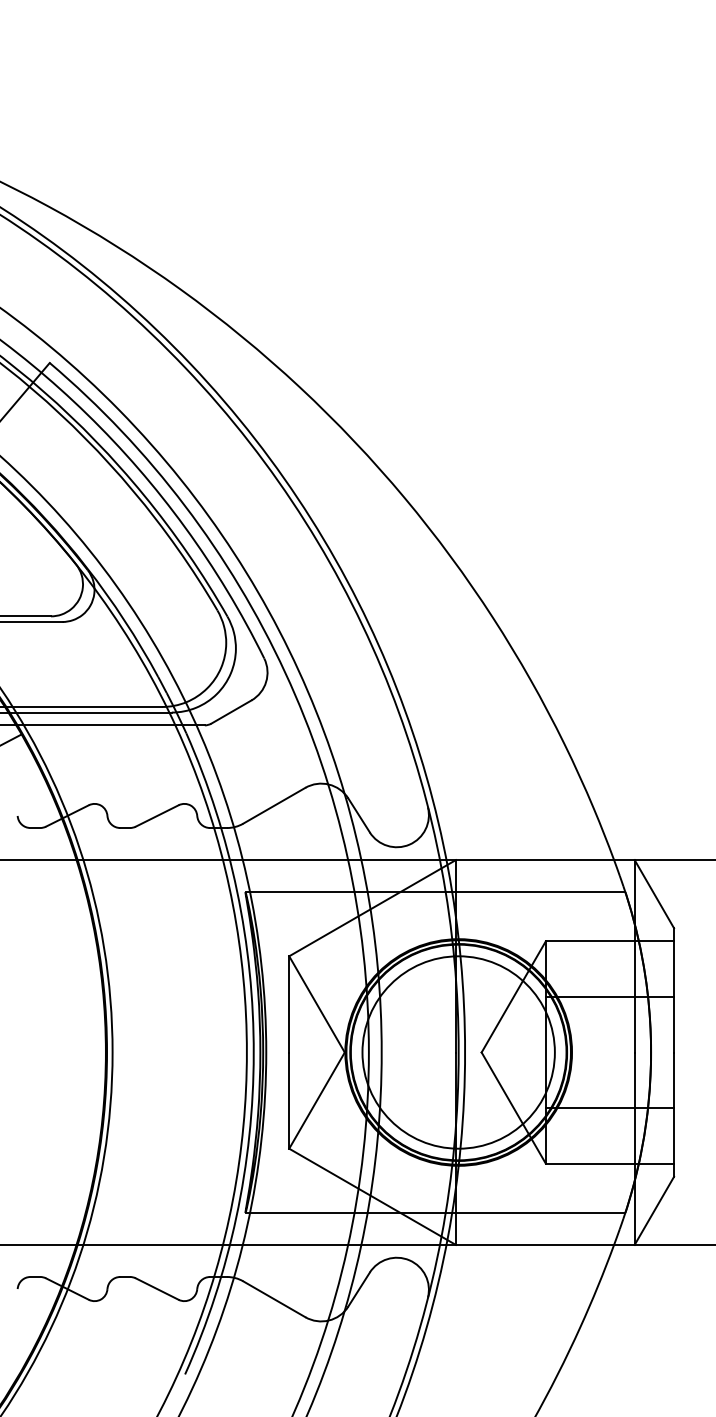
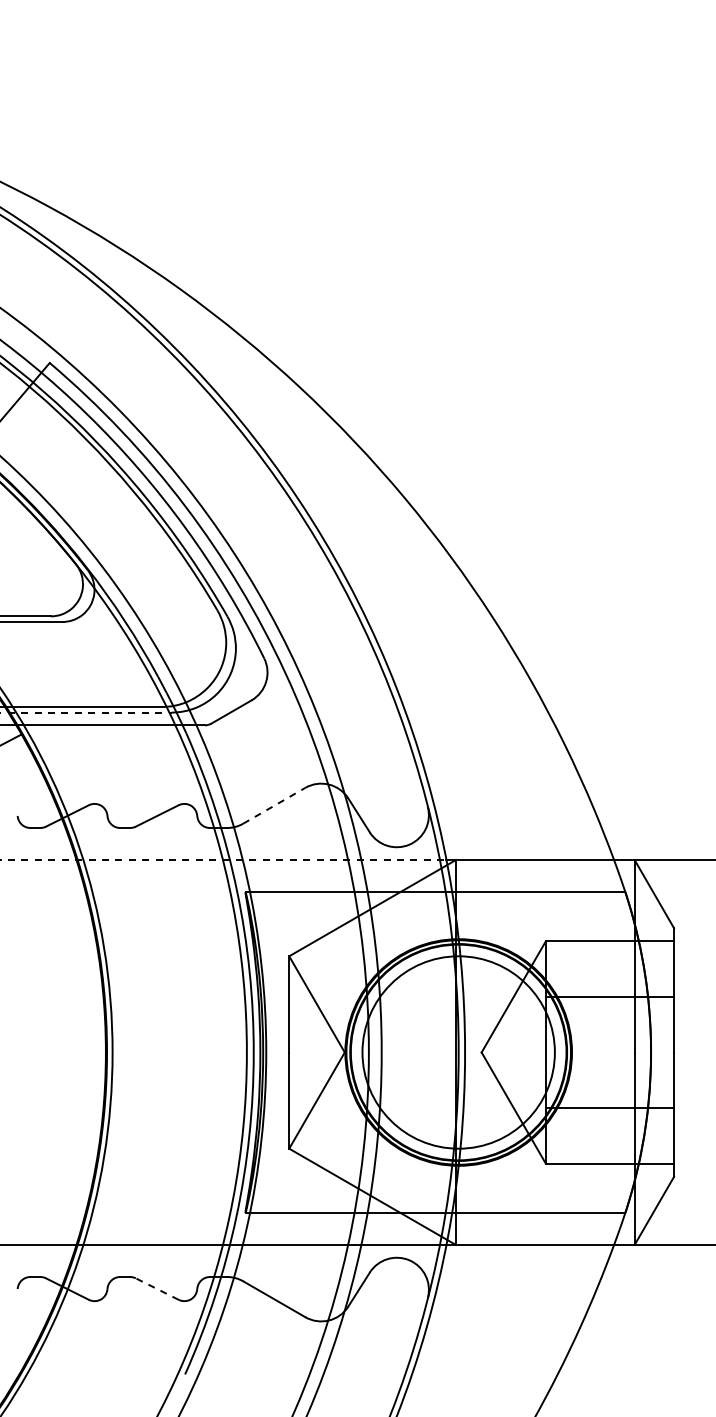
line: solid -> dashed (85, 712)
line: solid -> dashed (274, 805)
line: solid -> dashed (223, 860)
line: solid -> dashed (157, 1289)
